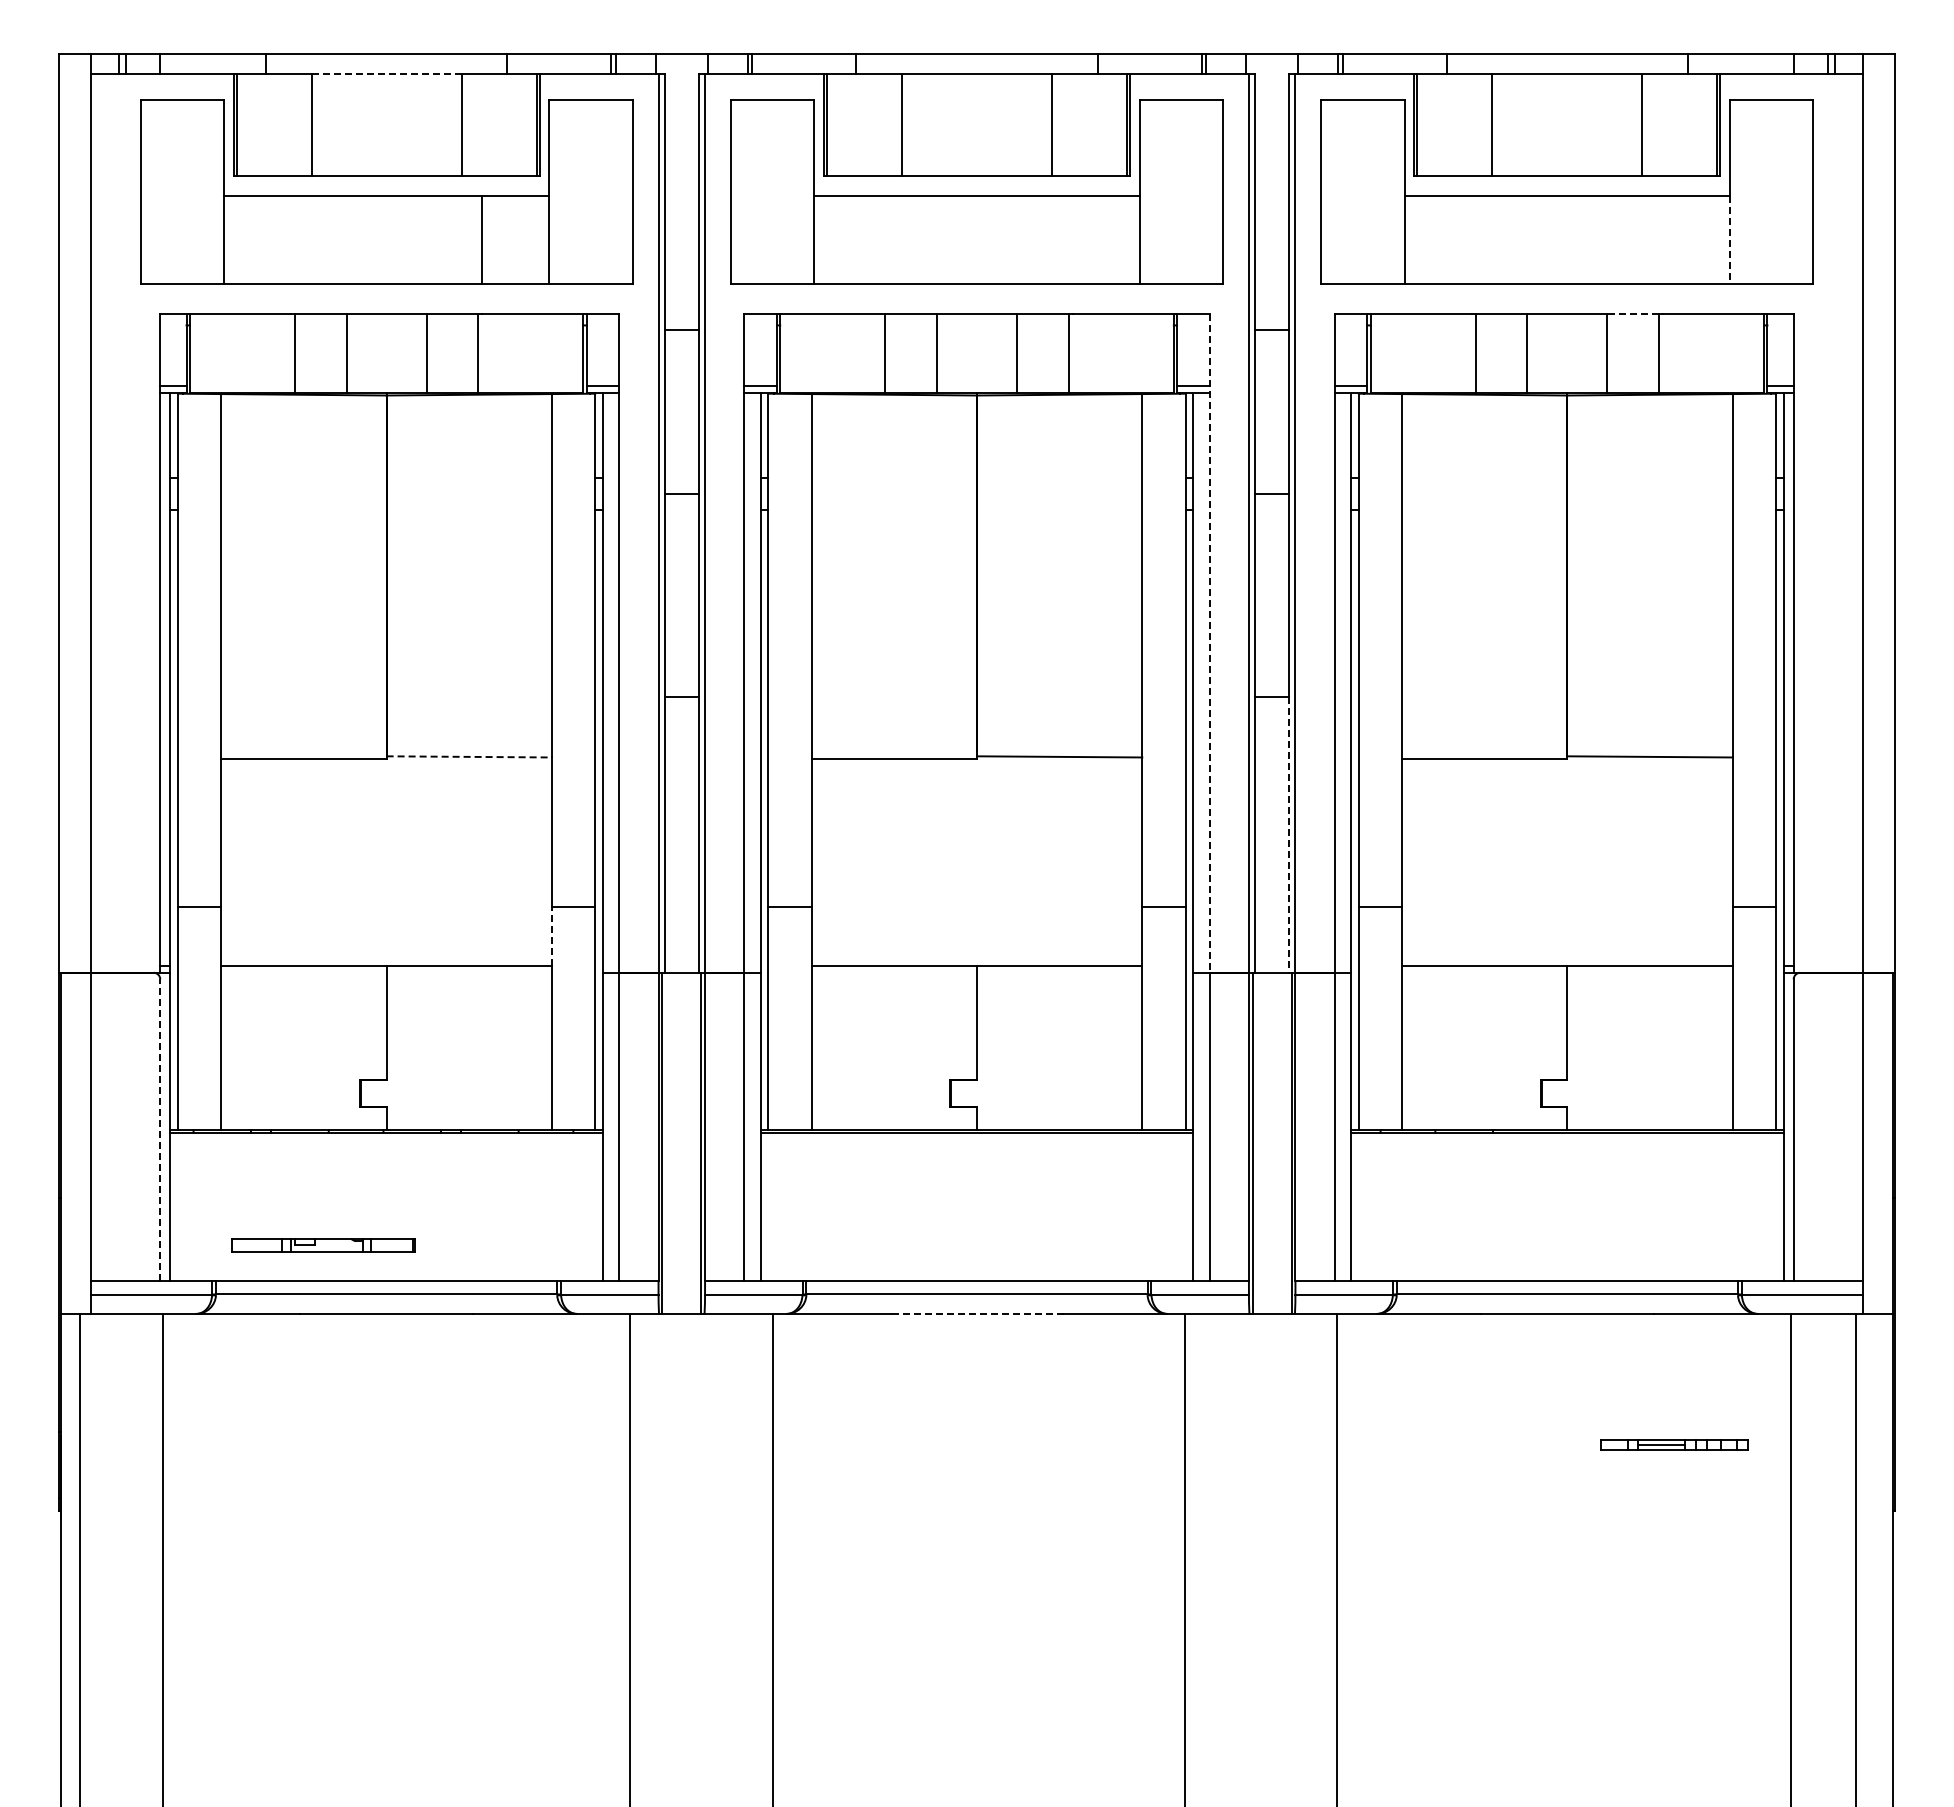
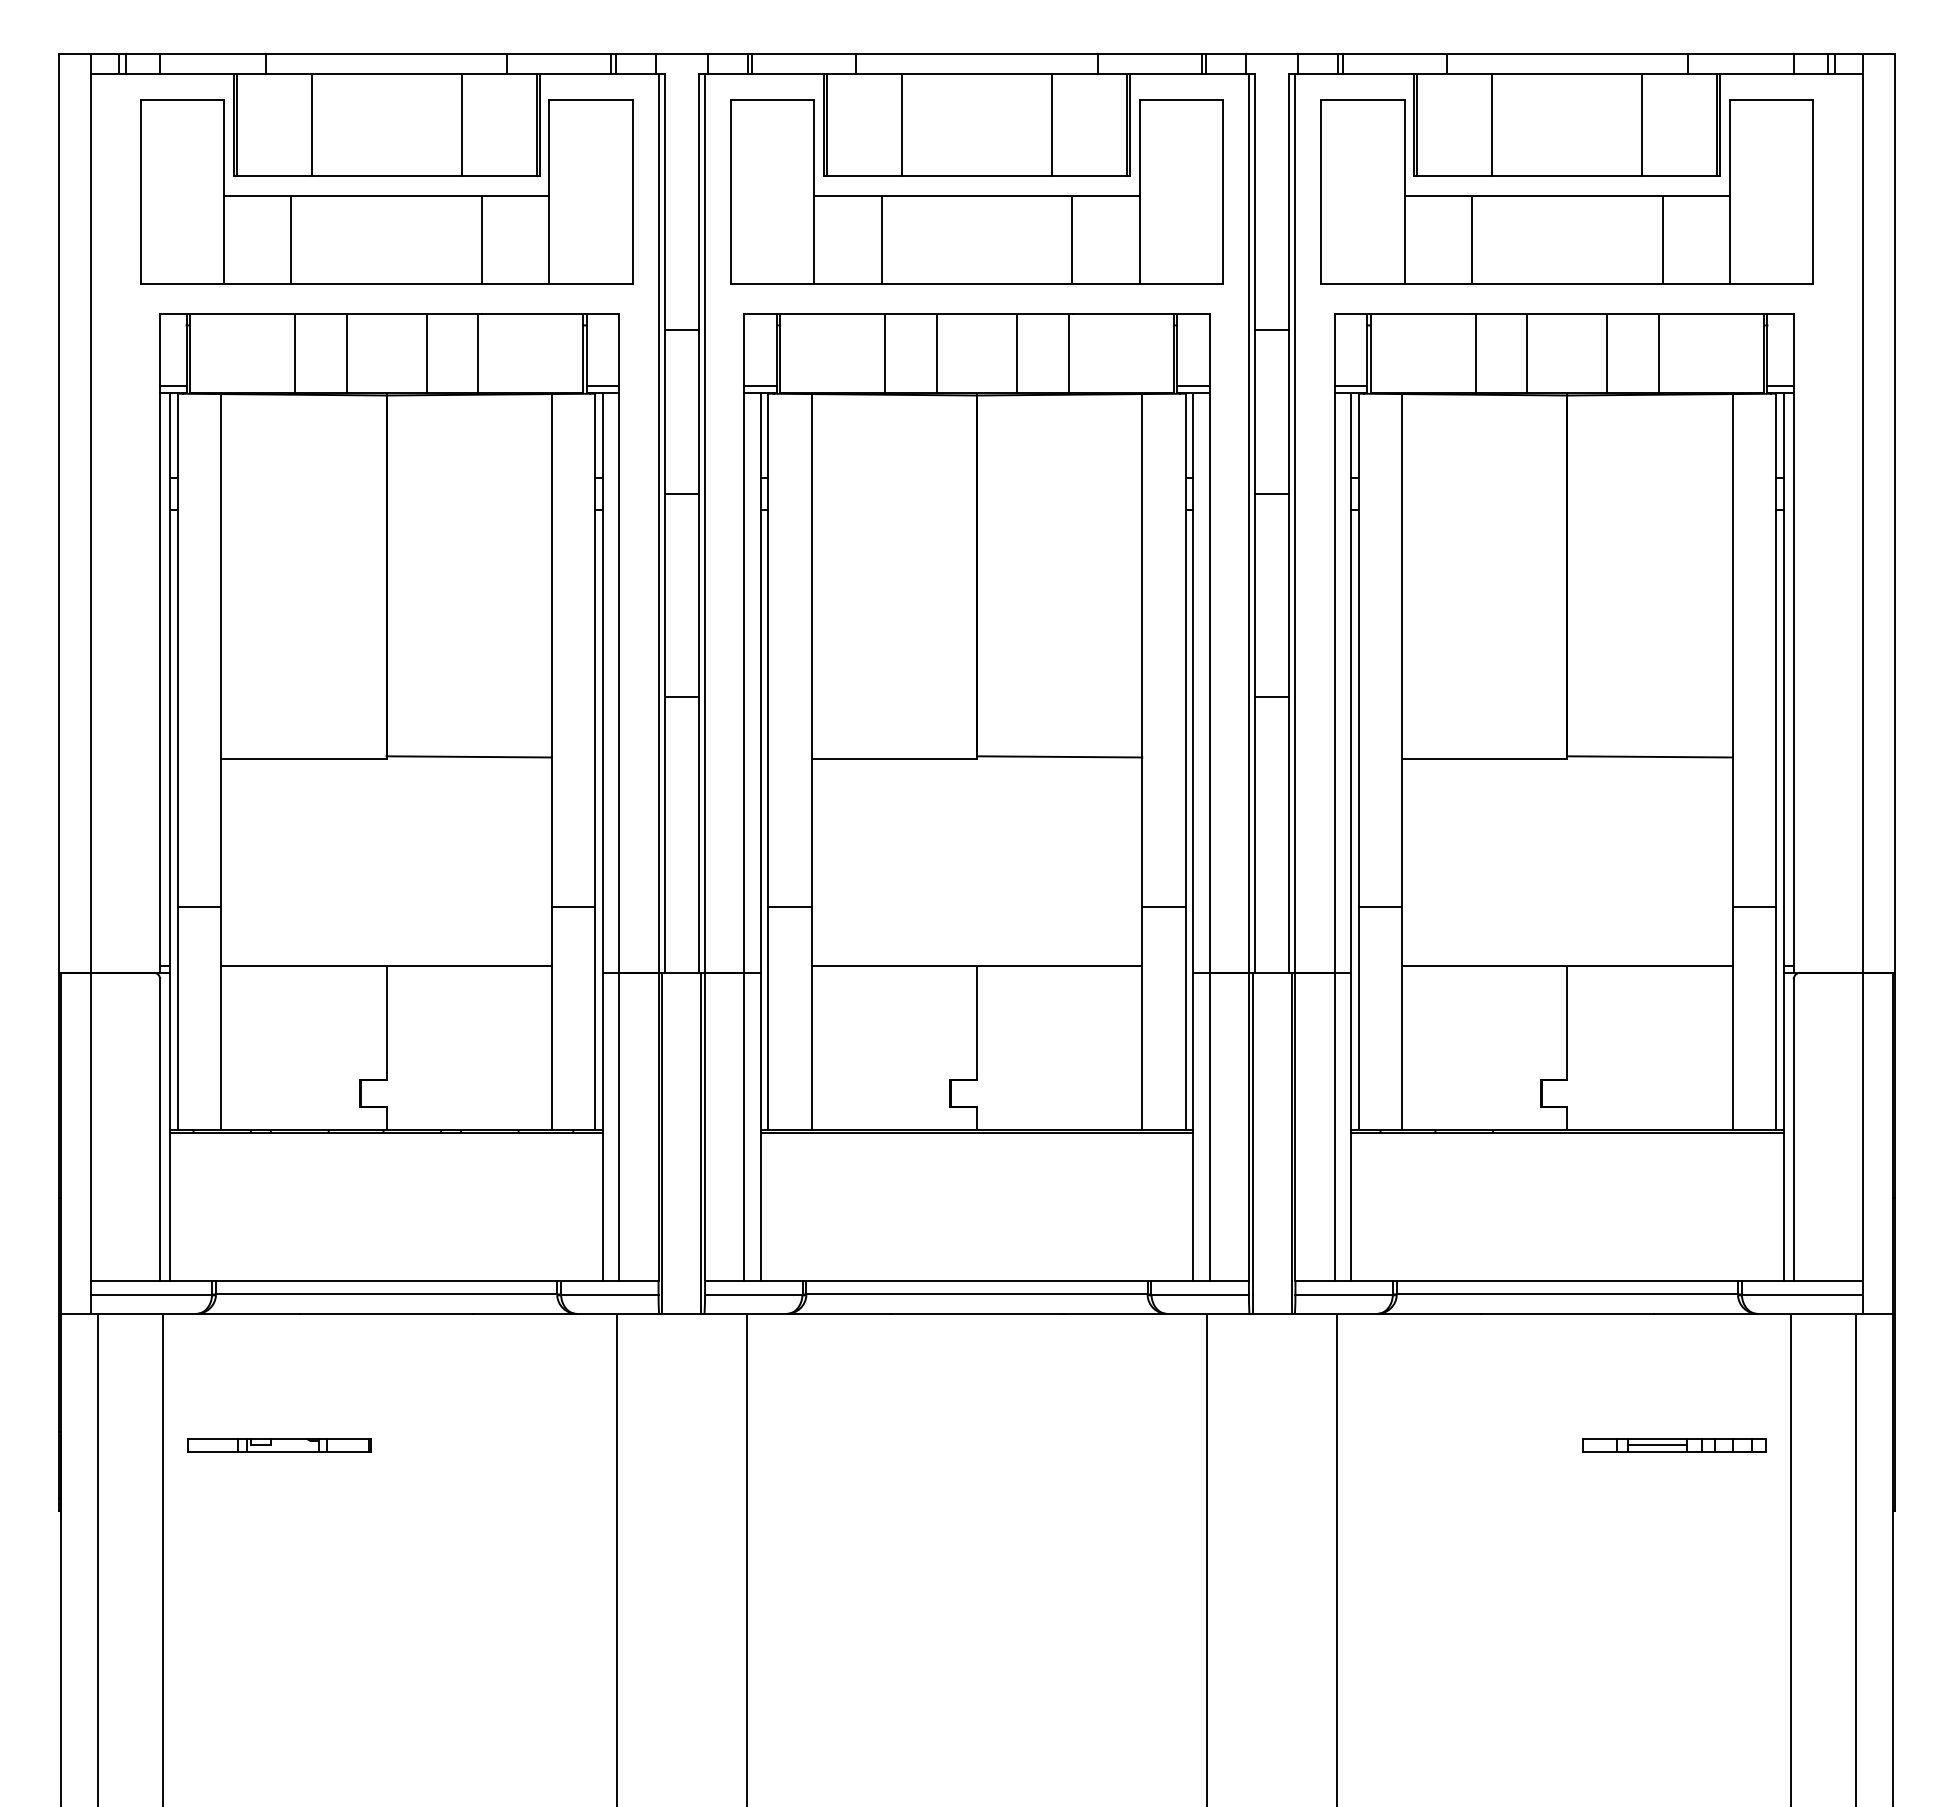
line: dashed -> solid (386, 74)
line: none -> present (291, 240)
line: none -> present (881, 240)
line: none -> present (1072, 240)
line: none -> present (1471, 240)
line: none -> present (1662, 240)
line: dashed -> solid (1730, 240)
line: dashed -> solid (1633, 314)
line: dashed -> solid (1209, 643)
line: dashed -> solid (469, 756)
line: dashed -> solid (1289, 835)
line: dashed -> solid (551, 936)
line: dashed -> solid (160, 1130)
part position: (323, 1245) -> (279, 1445) (279, 1445)
line: dashed -> solid (976, 1313)
part size: 149x12 px -> 185x15 px (1674, 1445)
line position: (79, 1558) -> (97, 1558) (97, 1558)
line position: (629, 1558) -> (616, 1558) (616, 1558)
line position: (773, 1558) -> (747, 1558) (747, 1558)
line position: (1184, 1558) -> (1206, 1558) (1206, 1558)
